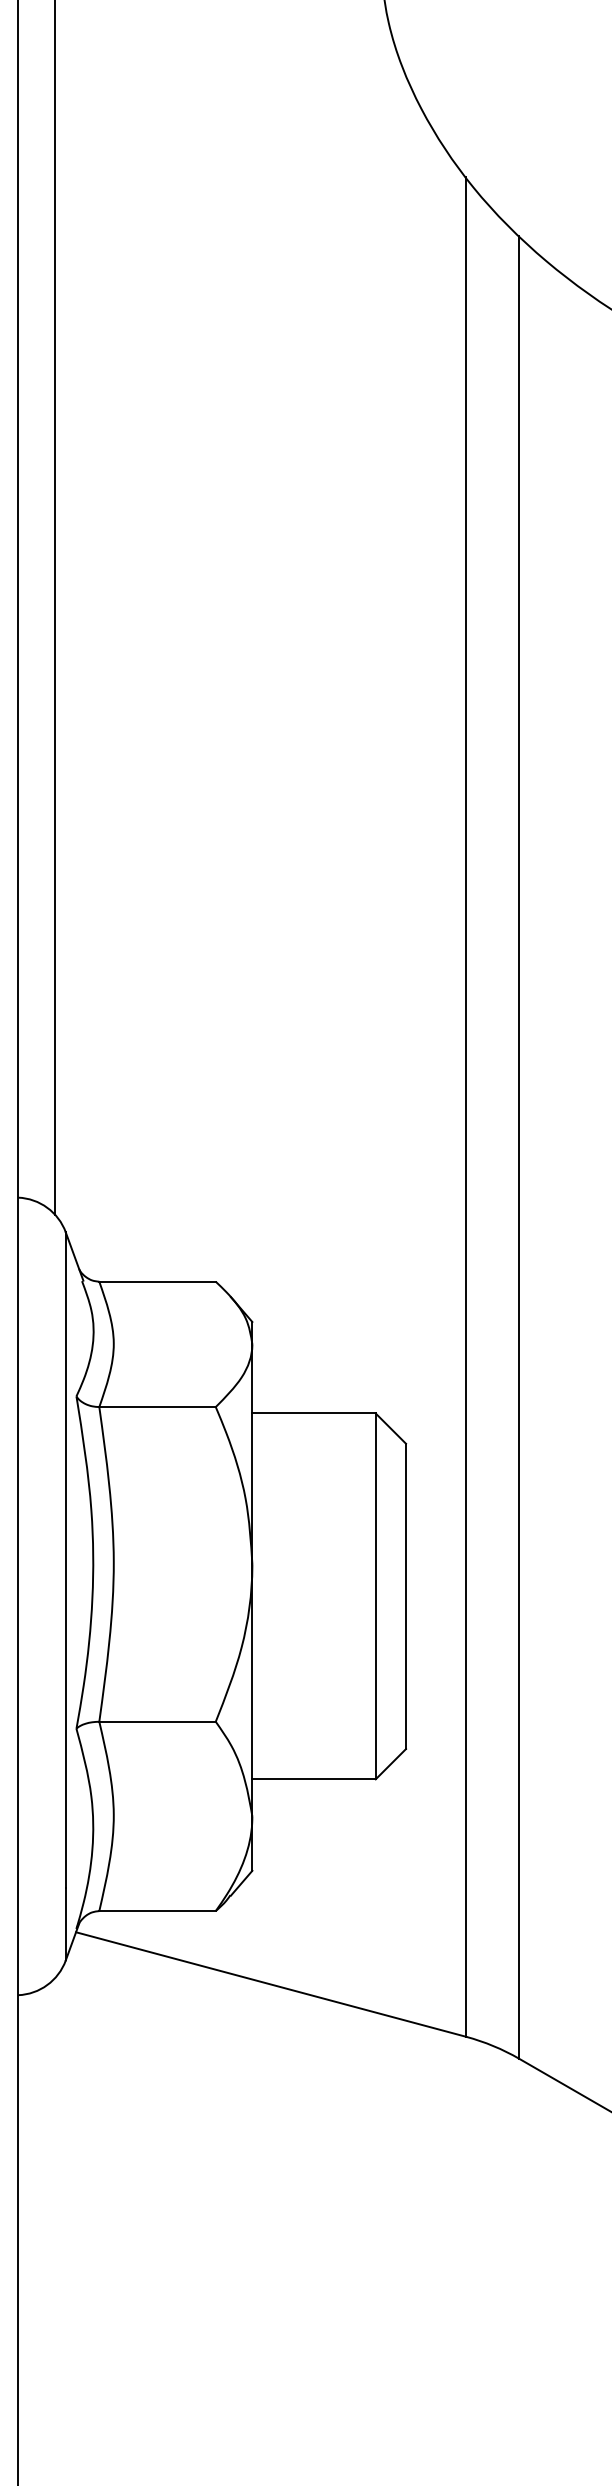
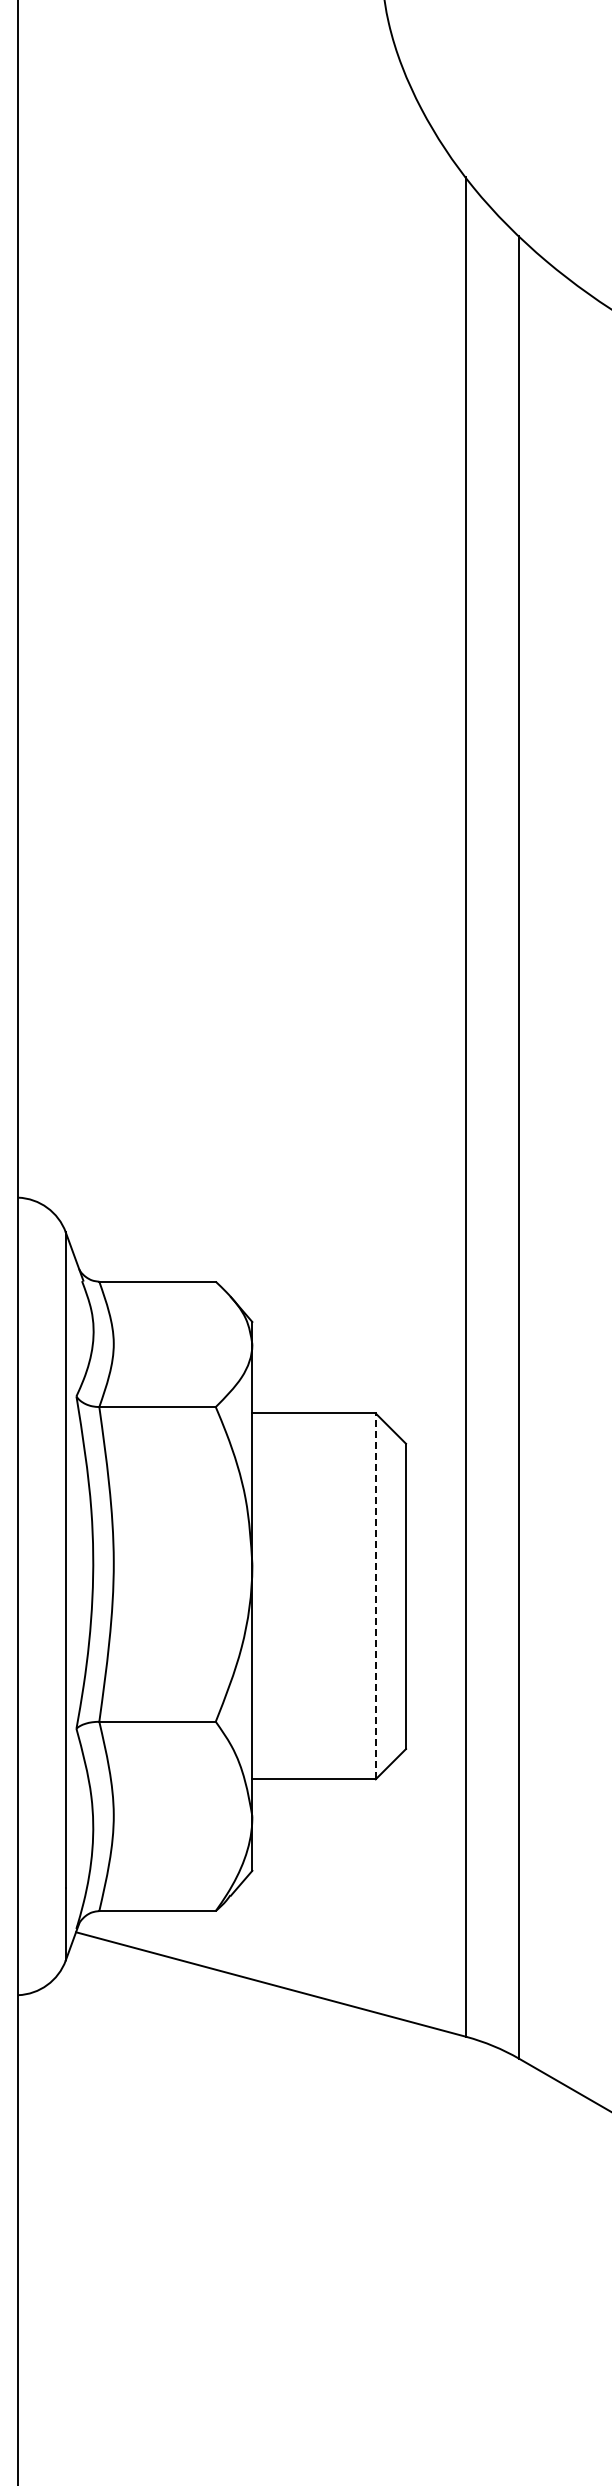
line: present -> none (55, 608)
line: solid -> dashed (375, 1596)
